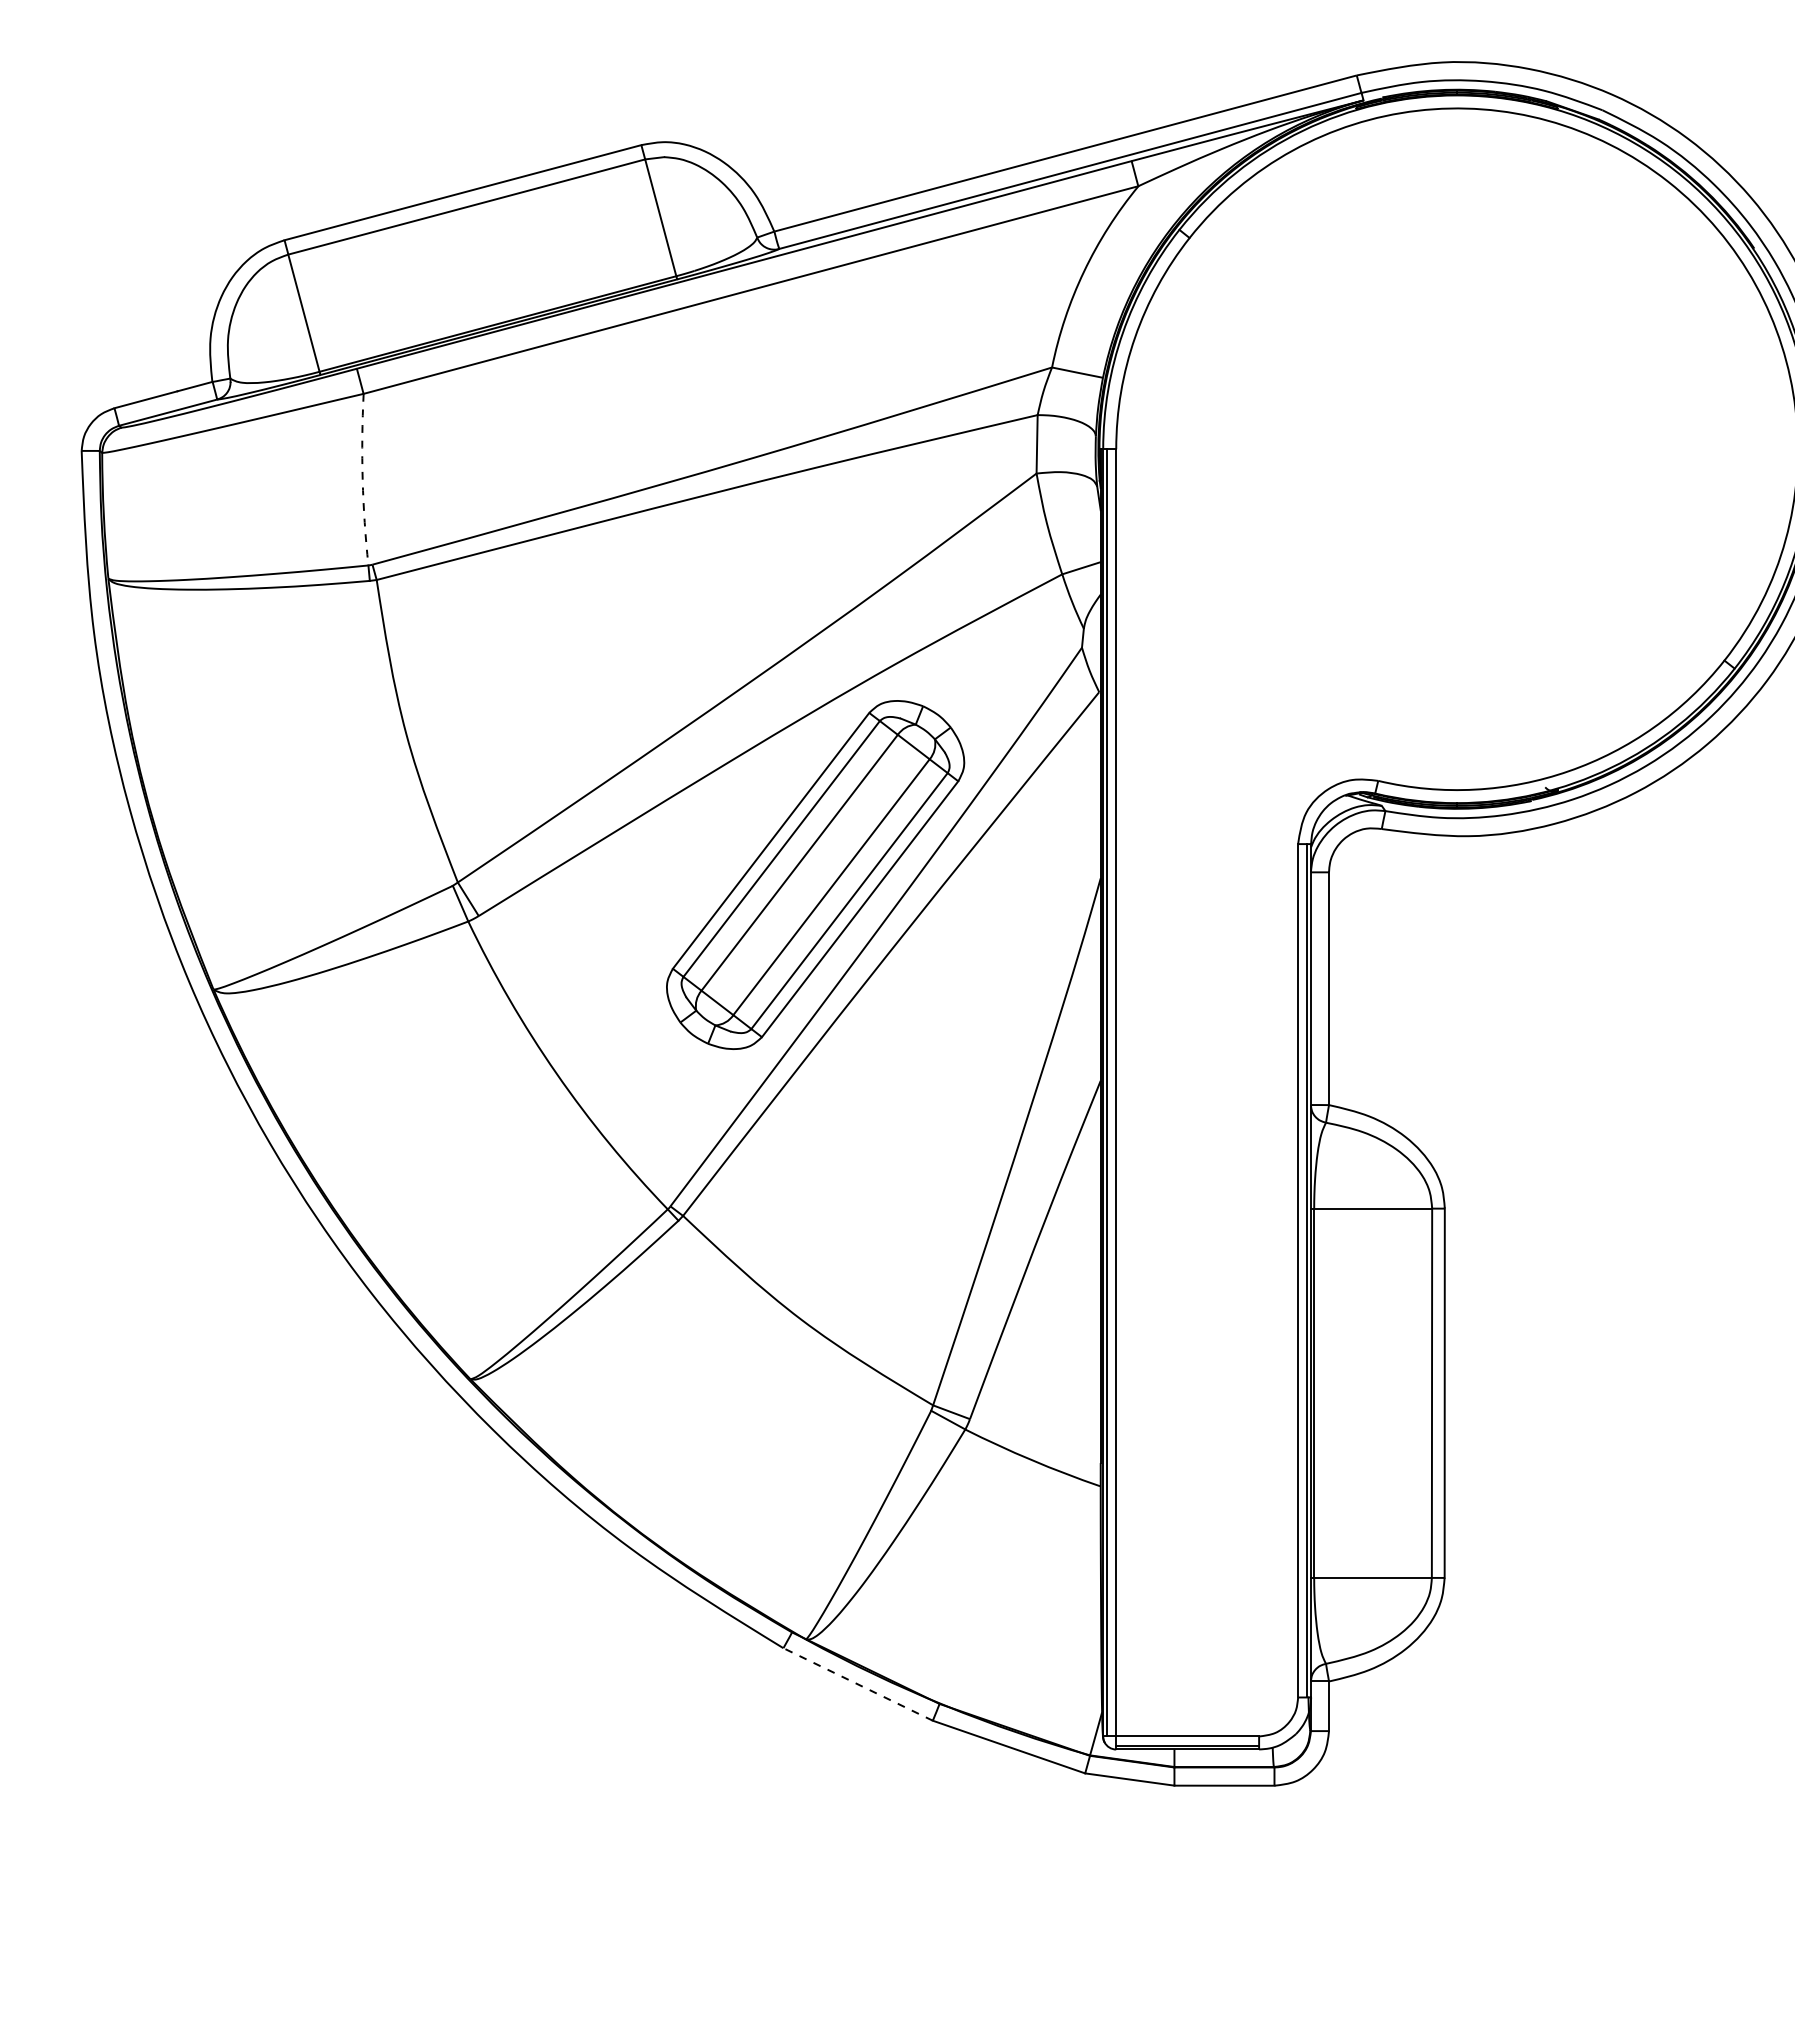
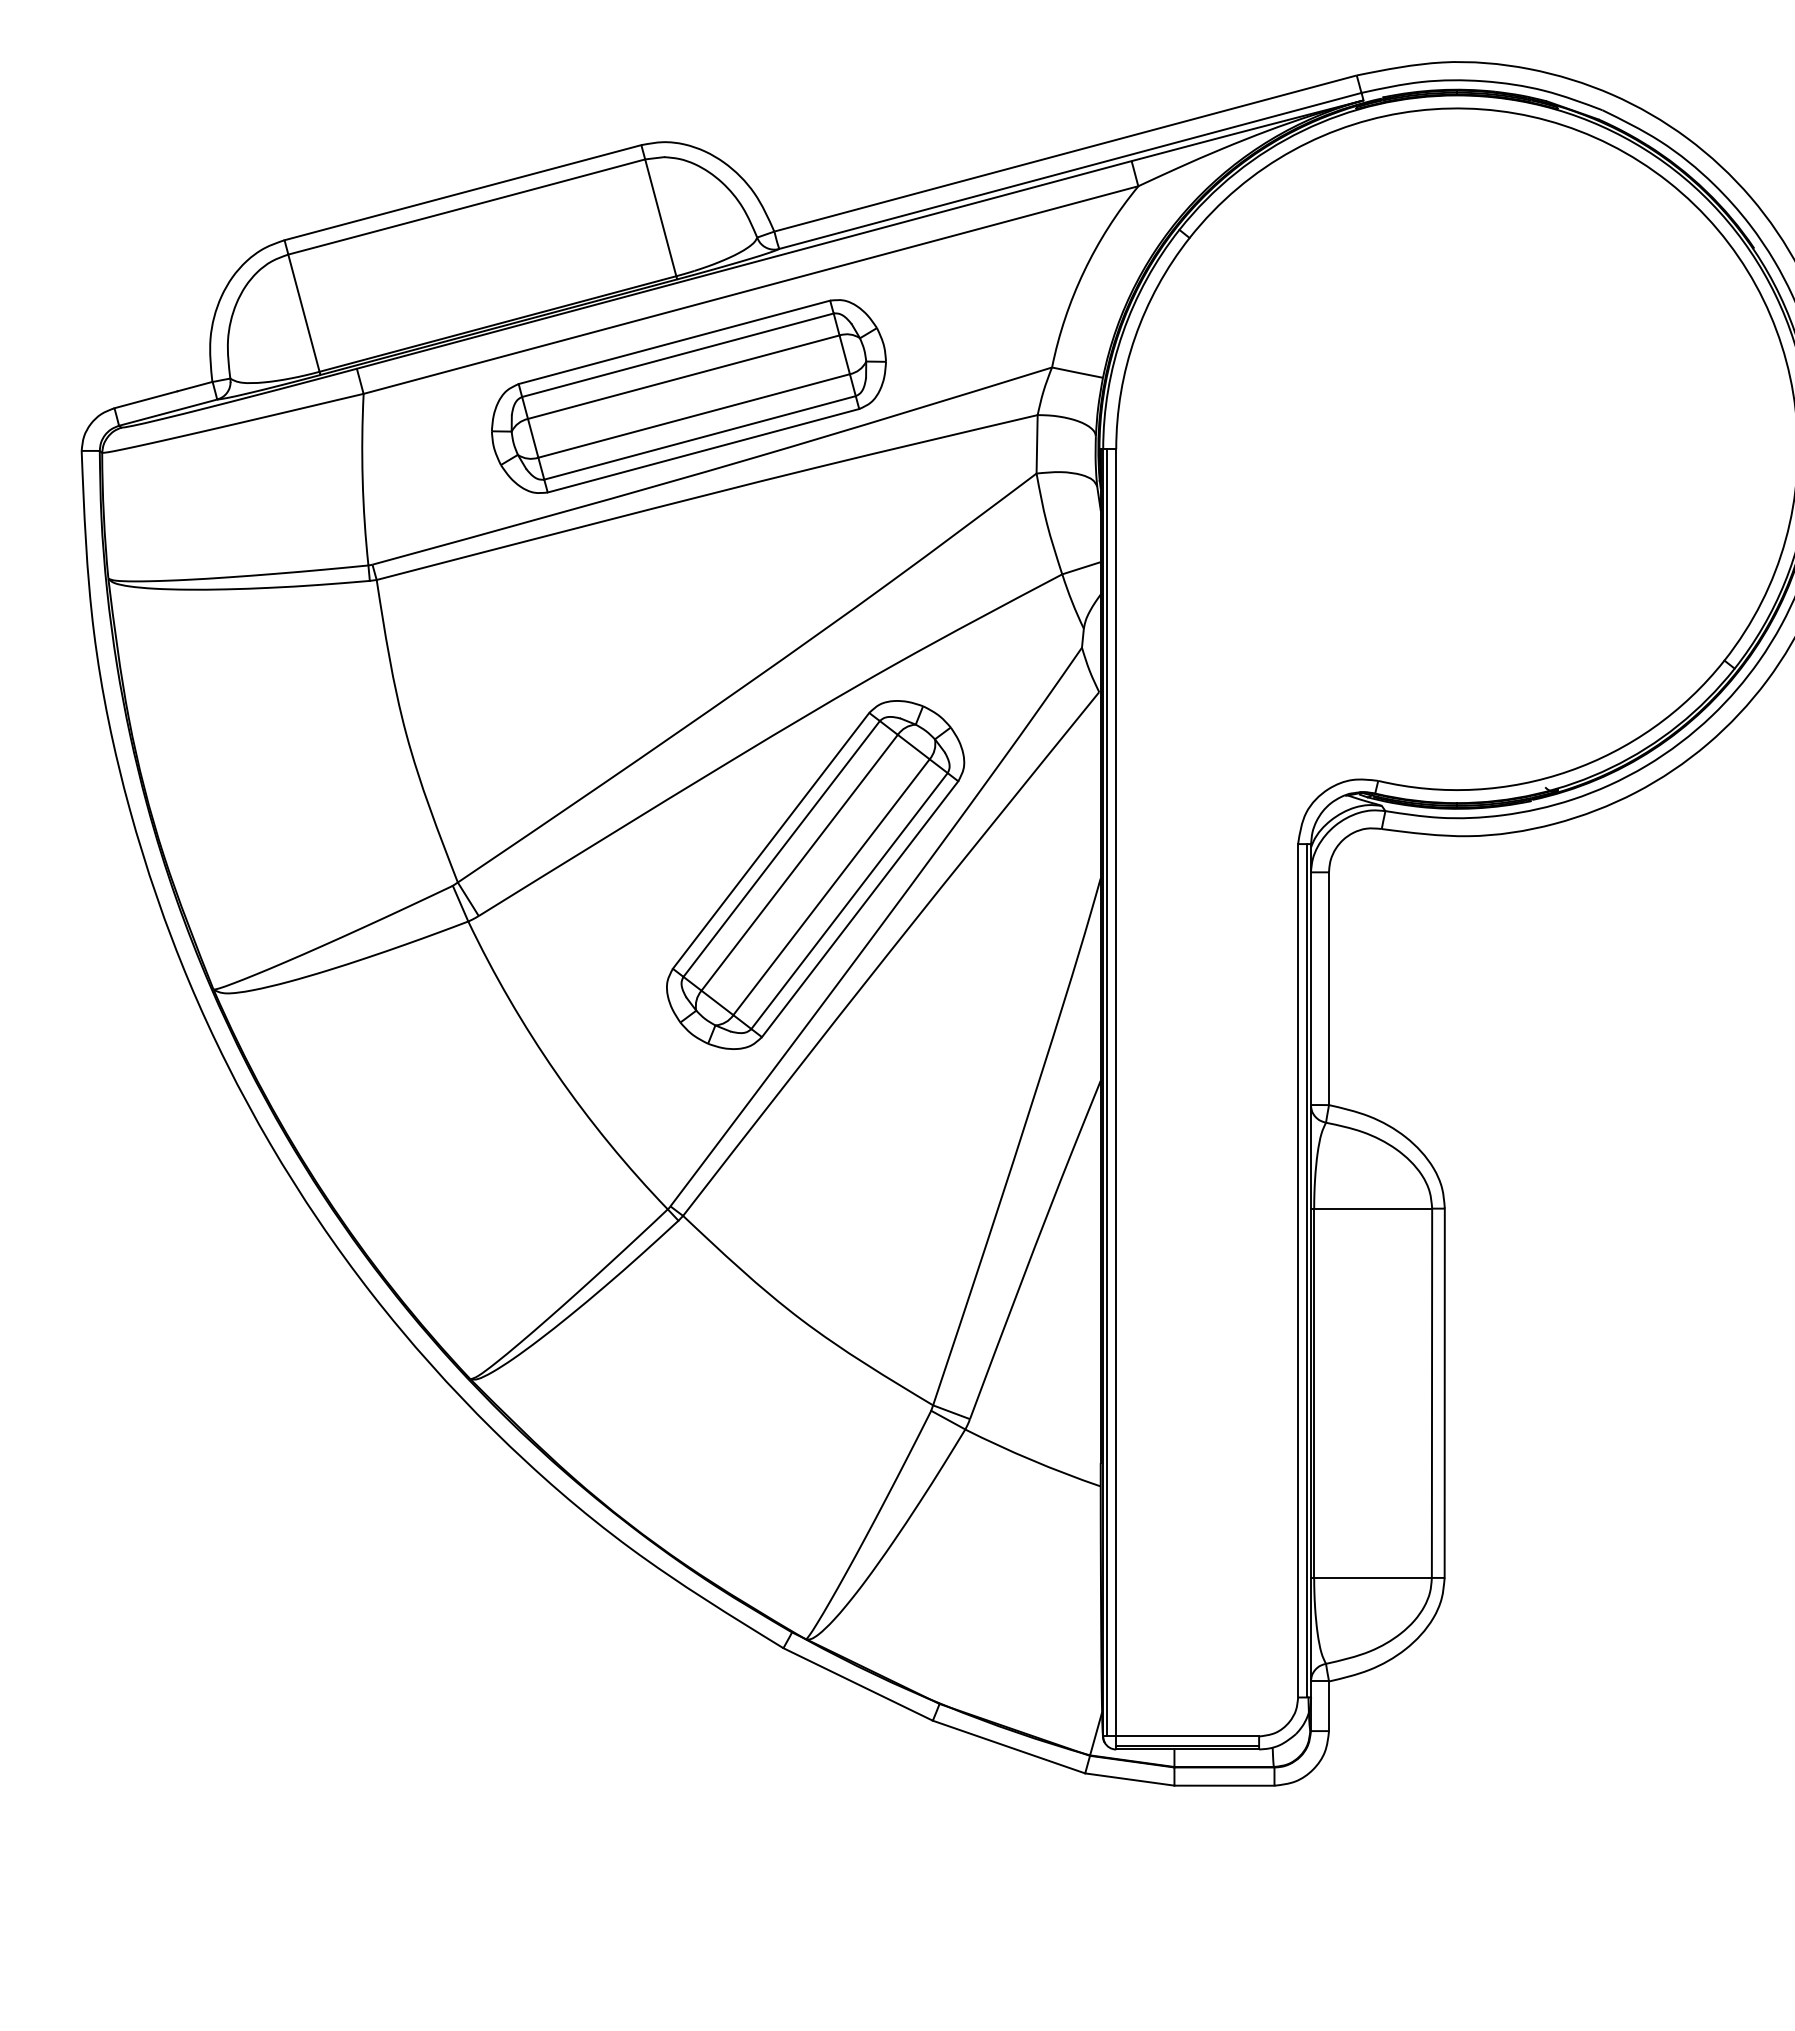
part: none -> present (688, 396)
arc: dashed -> solid (362, 479)
line: dashed -> solid (857, 1684)
